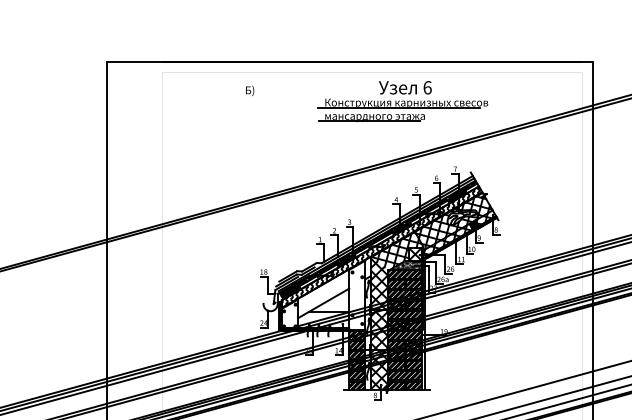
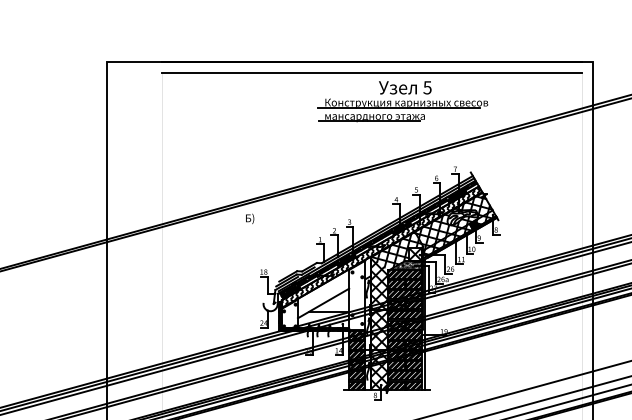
line: none -> present (372, 72)
text: 6 -> 5 (427, 87)
text position: (250, 90) -> (250, 218) (250, 218)
